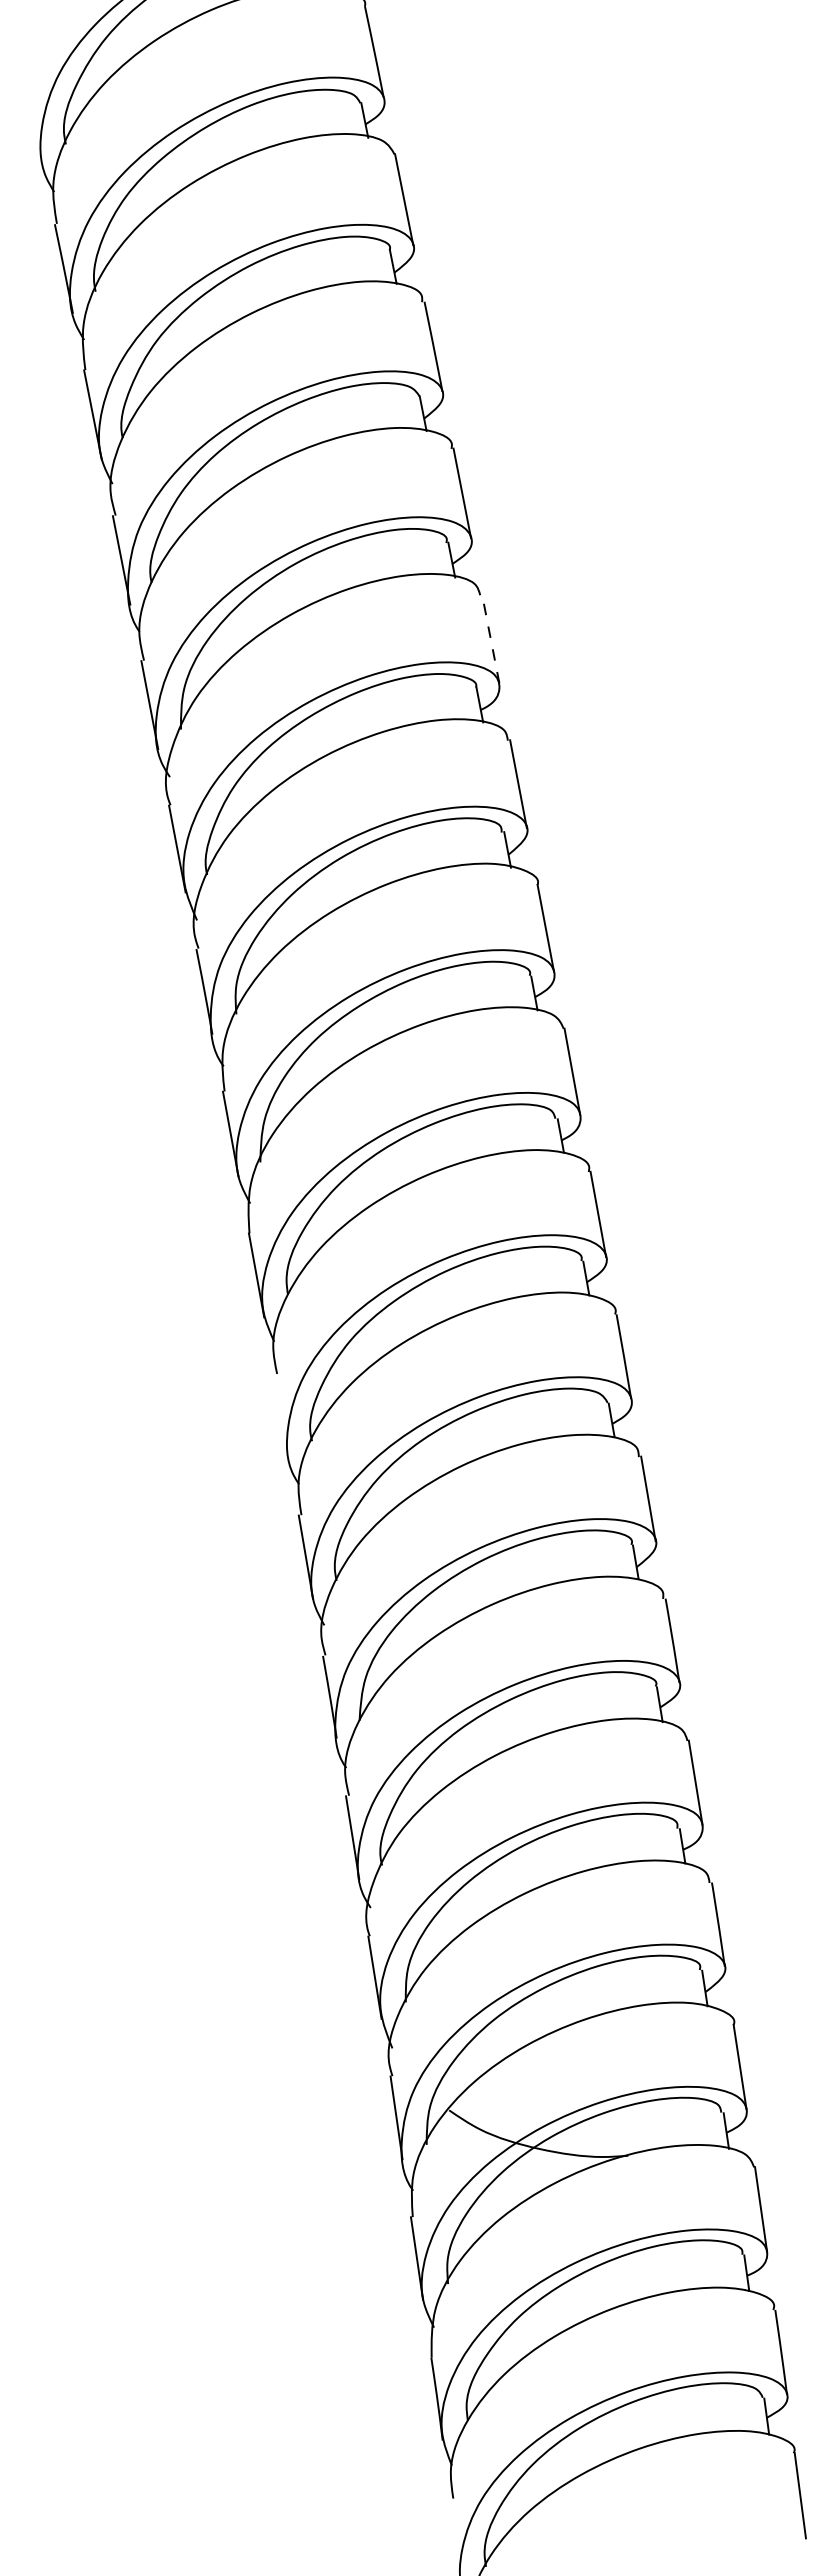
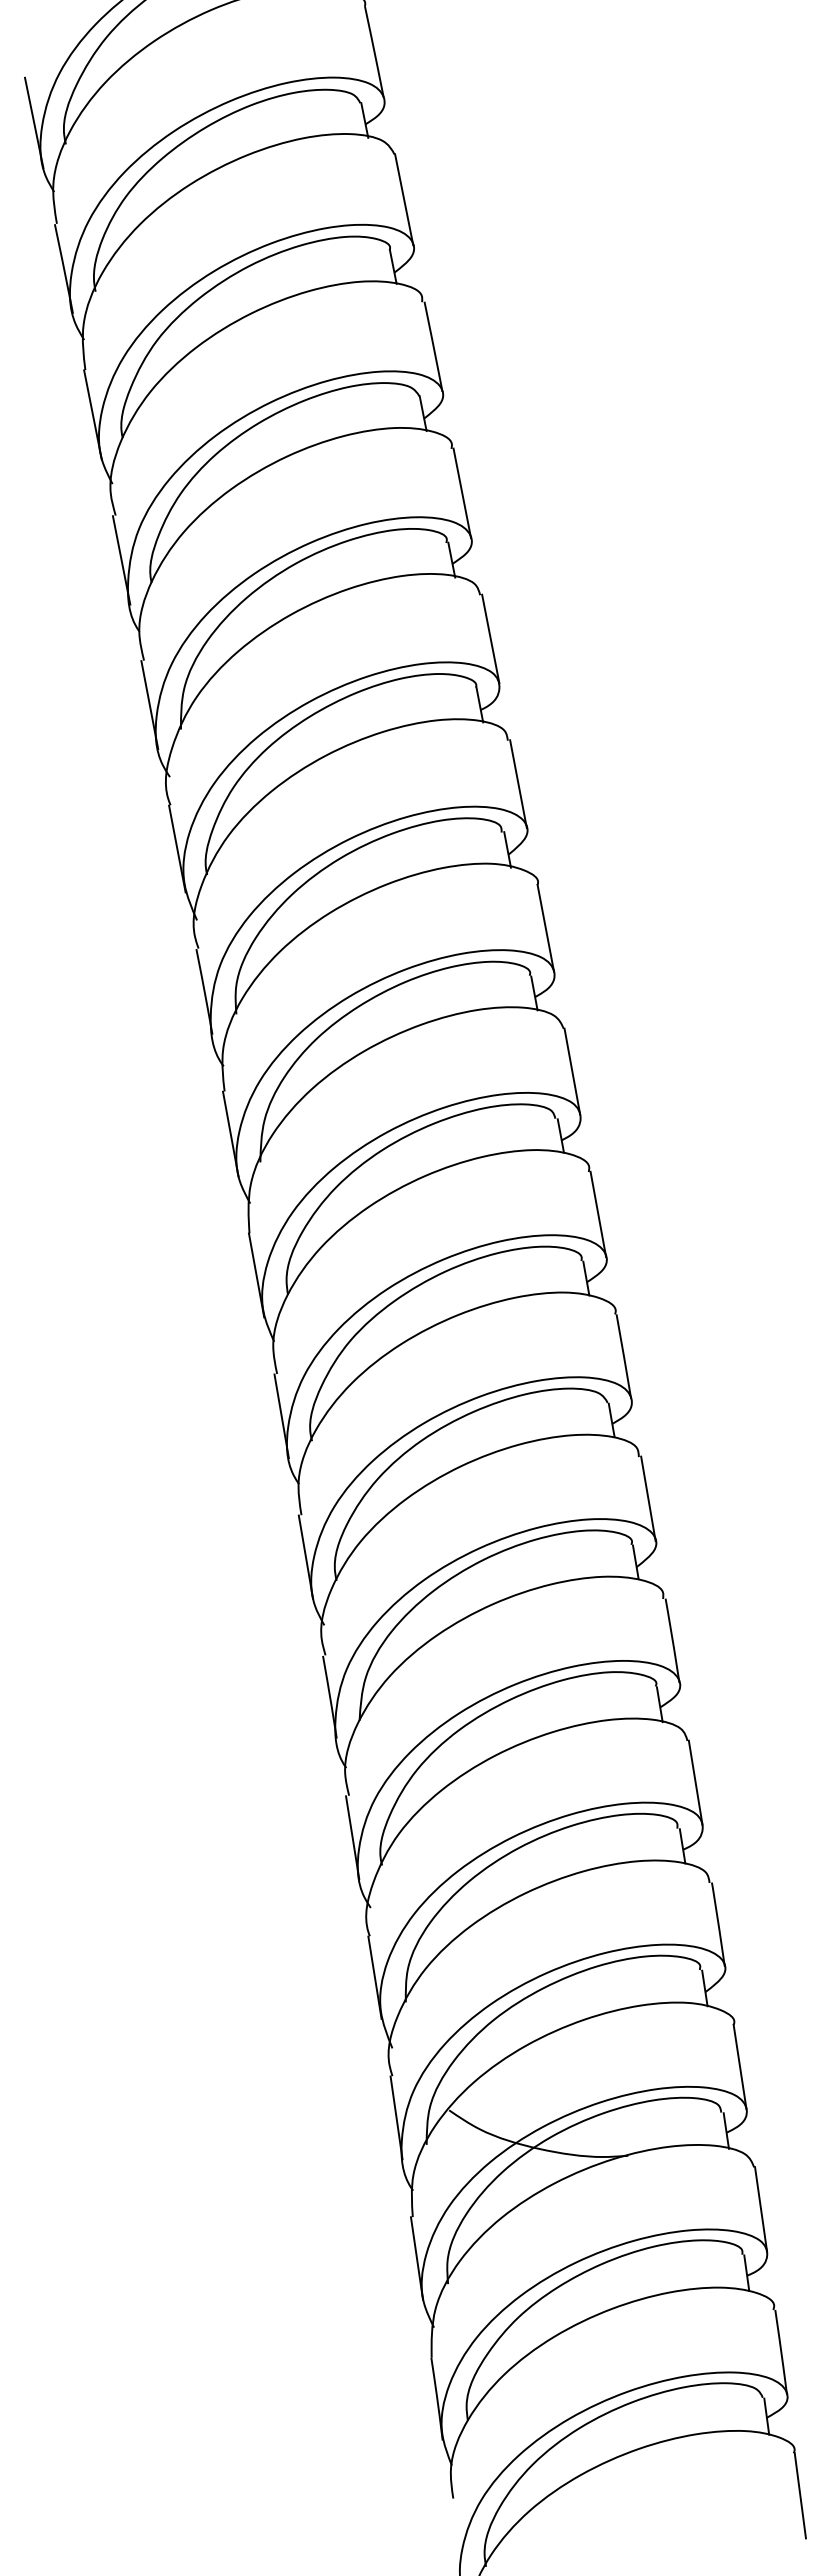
line: none -> present (34, 122)
line: dashed -> solid (490, 638)
line: none -> present (281, 1416)
